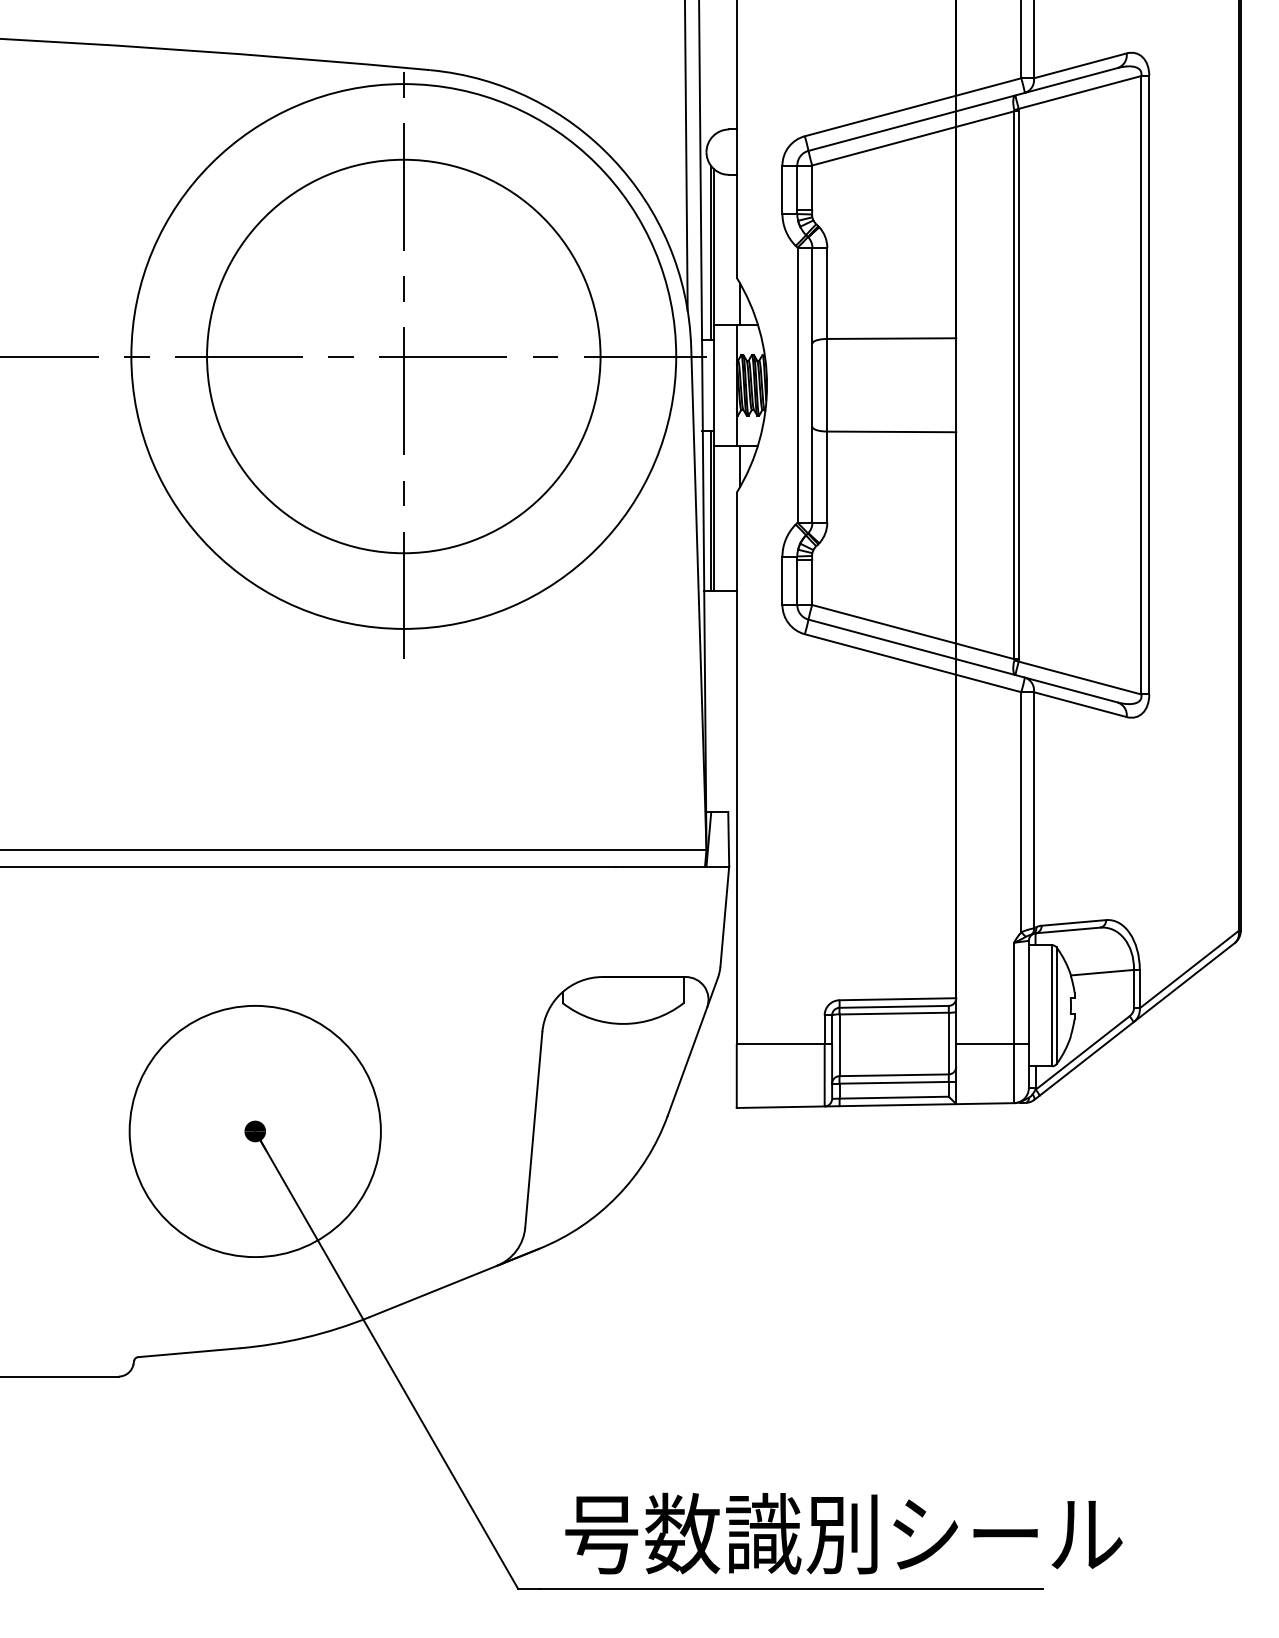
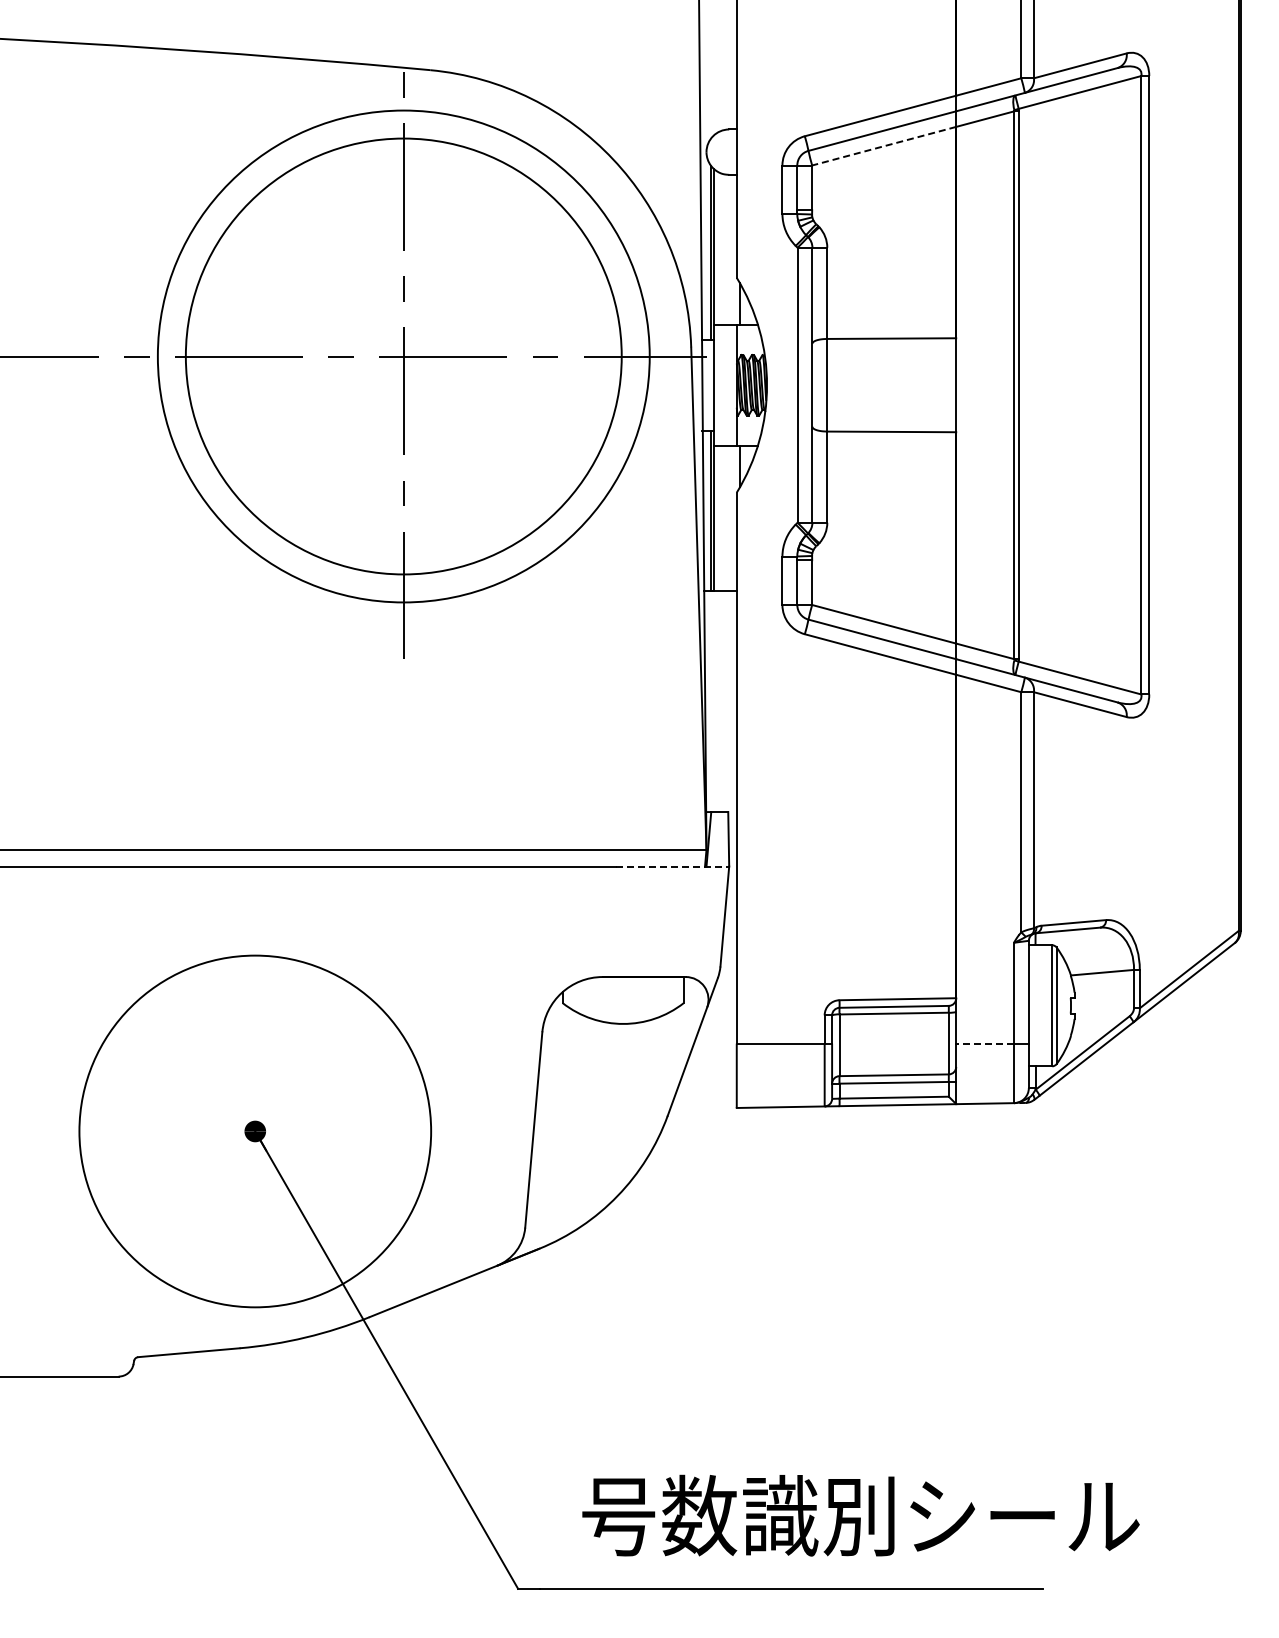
line: solid -> dashed (884, 146)
line: present -> none (685, 156)
circle diameter: 394 px -> 492 px (403, 356)
circle diameter: 545 px -> 436 px (403, 356)
line: solid -> dashed (672, 866)
line: solid -> dashed (985, 1043)
circle diameter: 251 px -> 352 px (255, 1131)
text position: (843, 1533) -> (860, 1515) (860, 1515)
